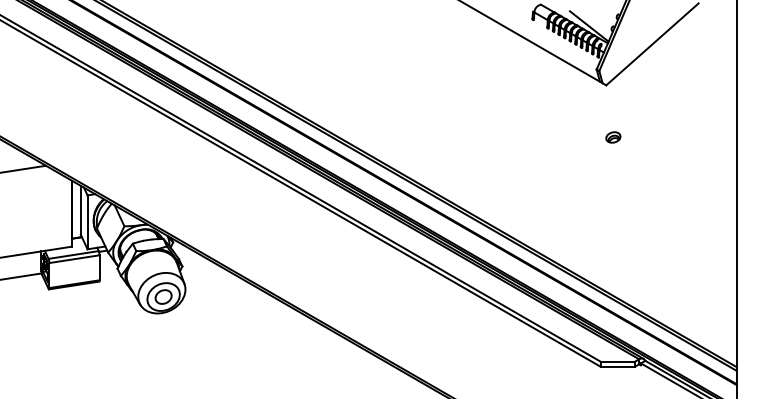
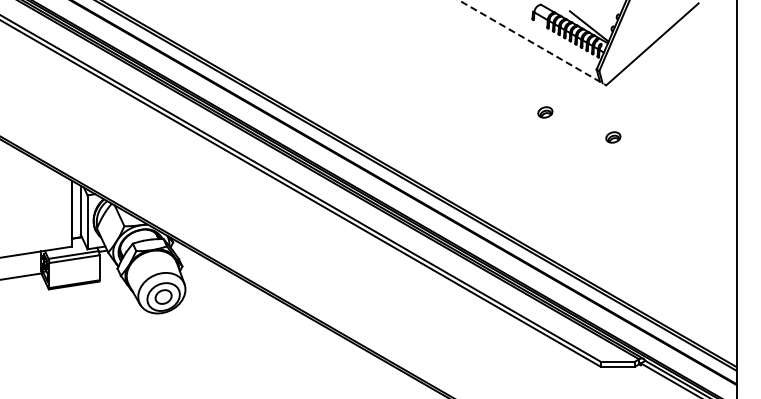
line: solid -> dashed (532, 42)
part: none -> present (545, 112)
line: present -> none (24, 168)
